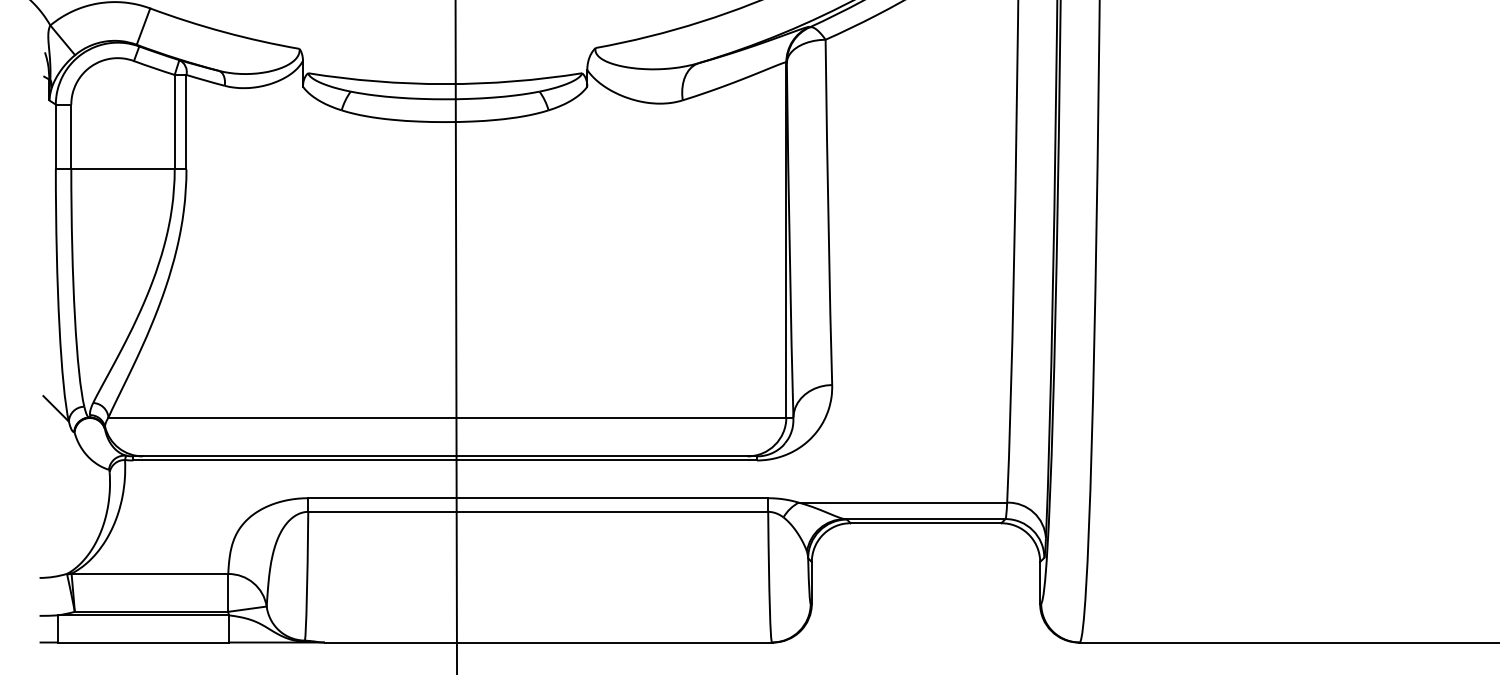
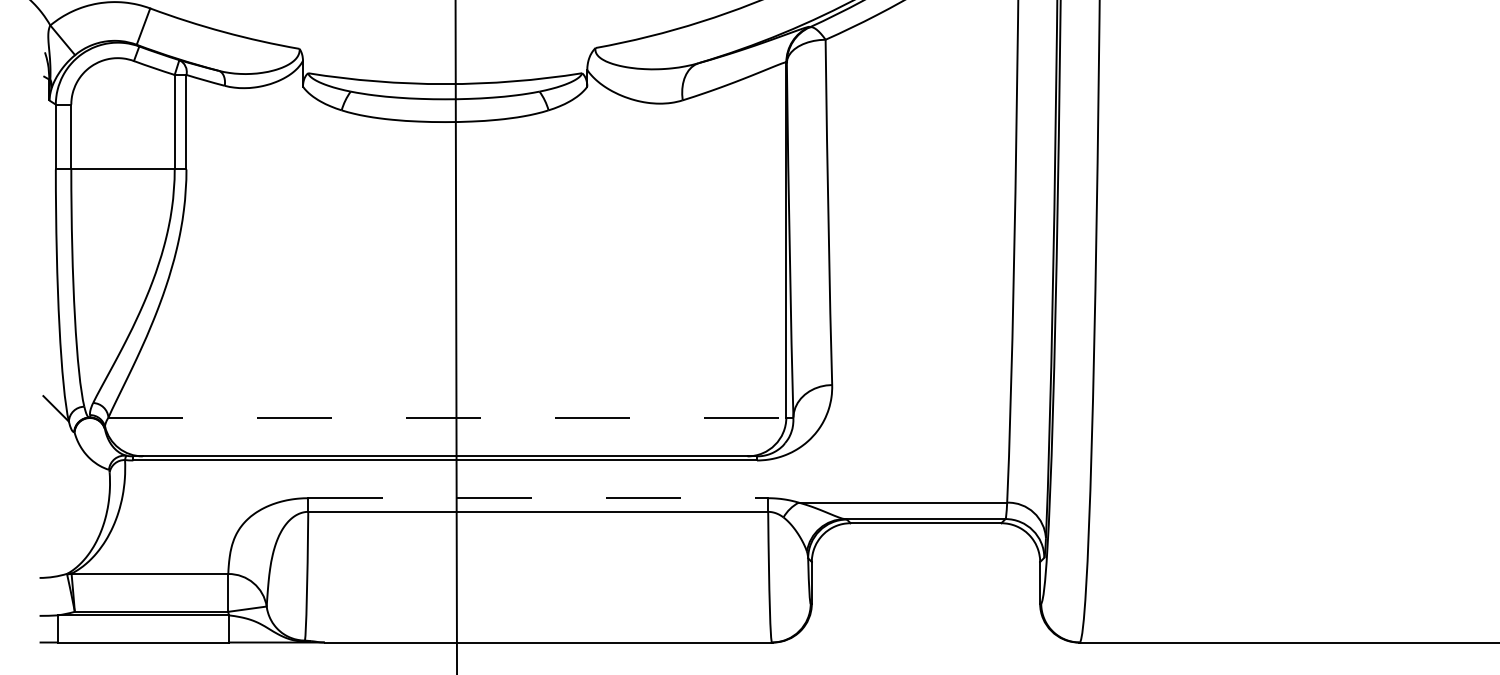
line: solid -> dashed (447, 417)
line: solid -> dashed (538, 498)
